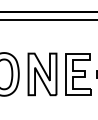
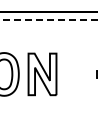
line: solid -> dashed (48, 19)
part: present -> none (78, 74)
